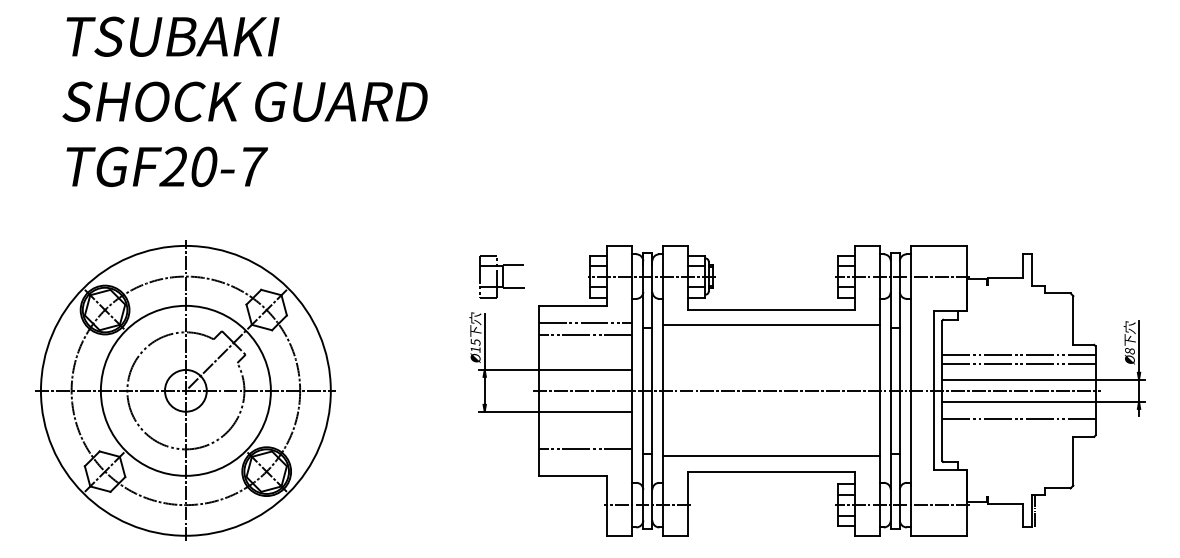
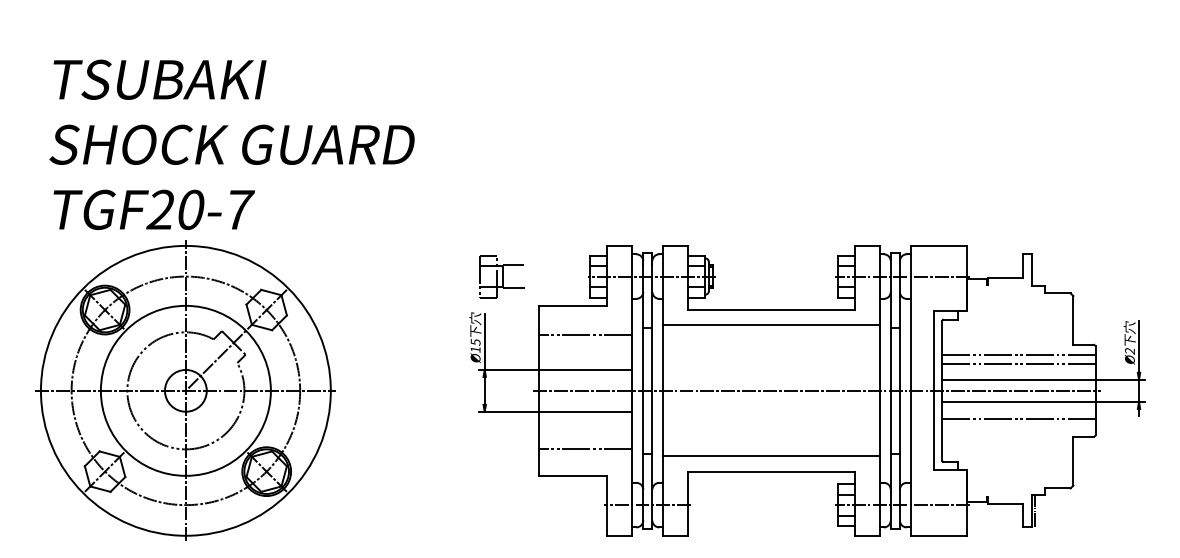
text position: (244, 101) -> (231, 144) (231, 144)
line: present -> none (585, 323)
text: Ø8 -> Ø2 (1129, 351)
